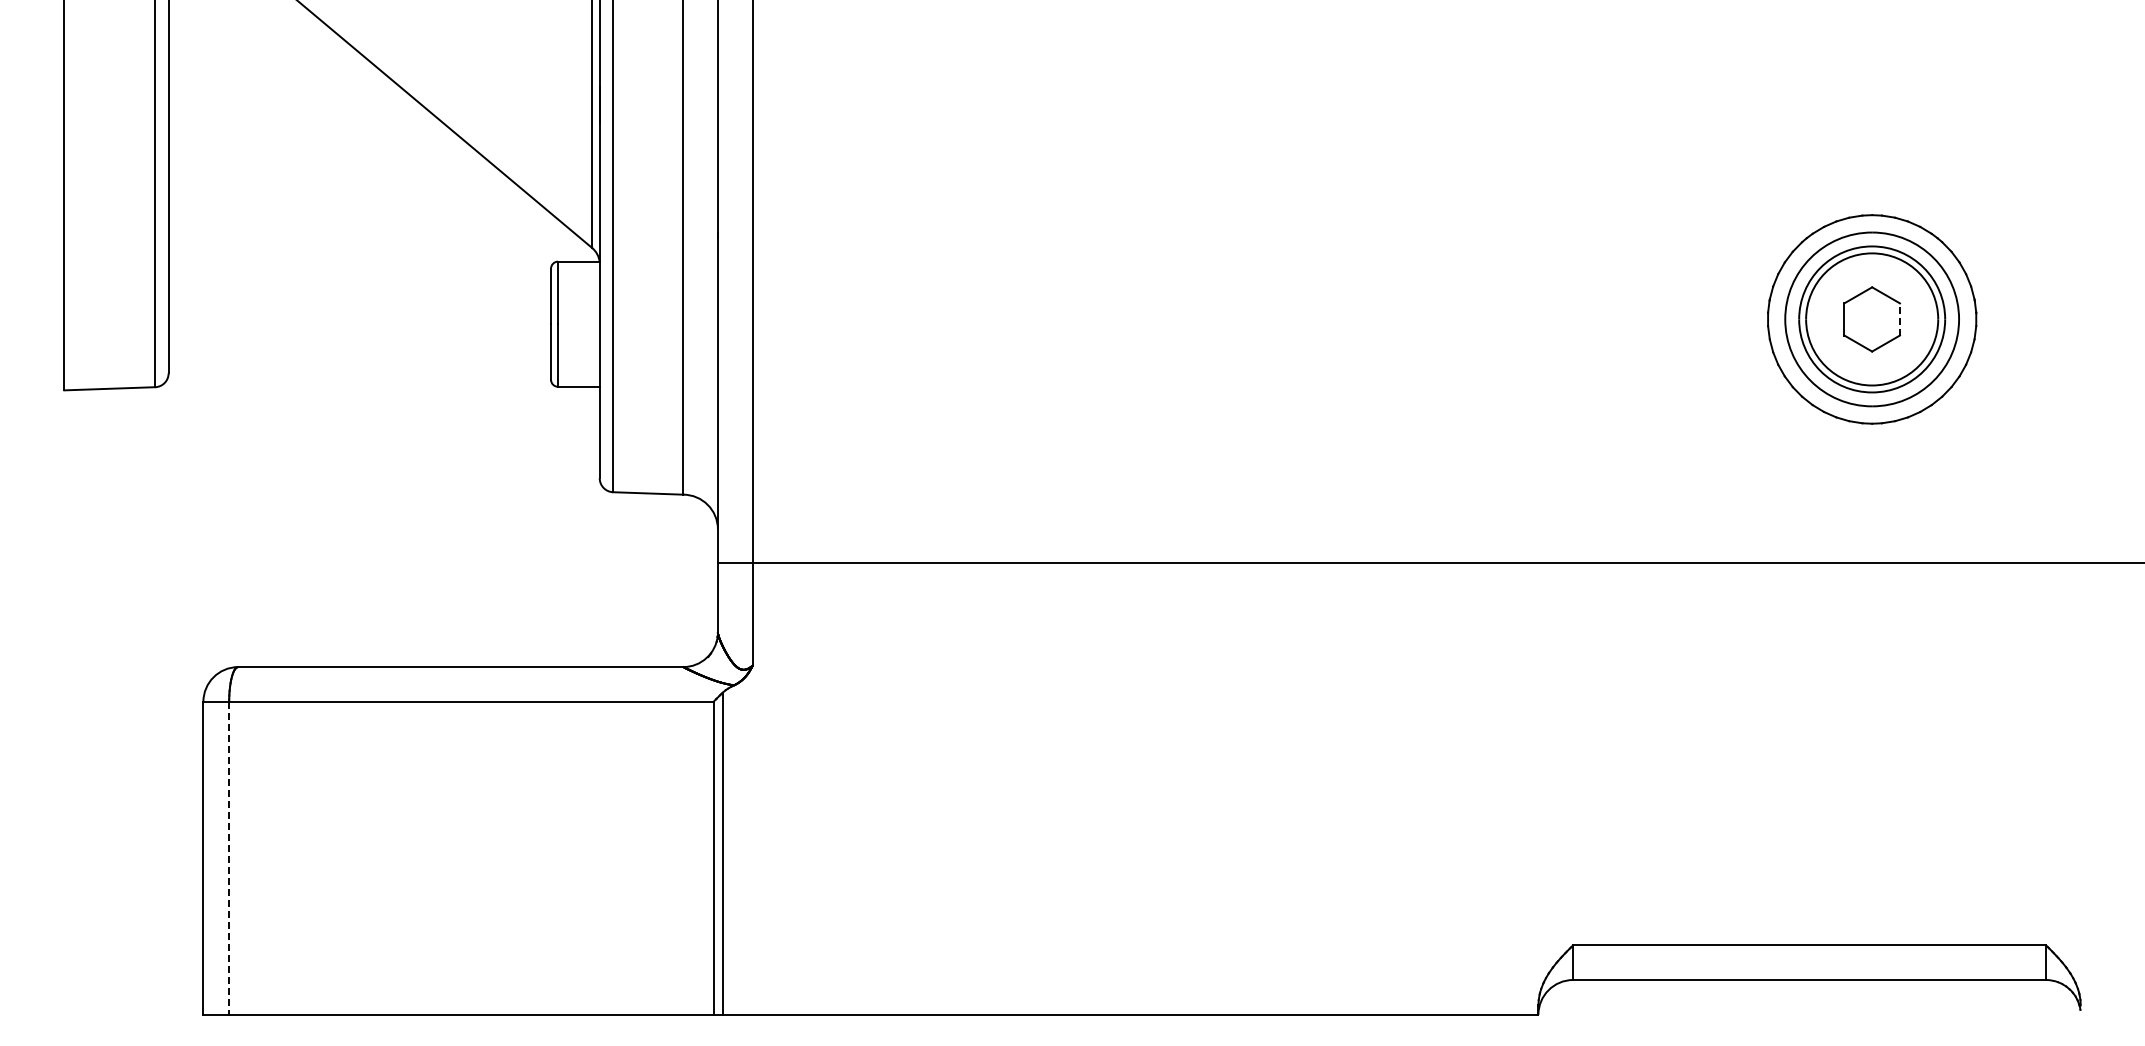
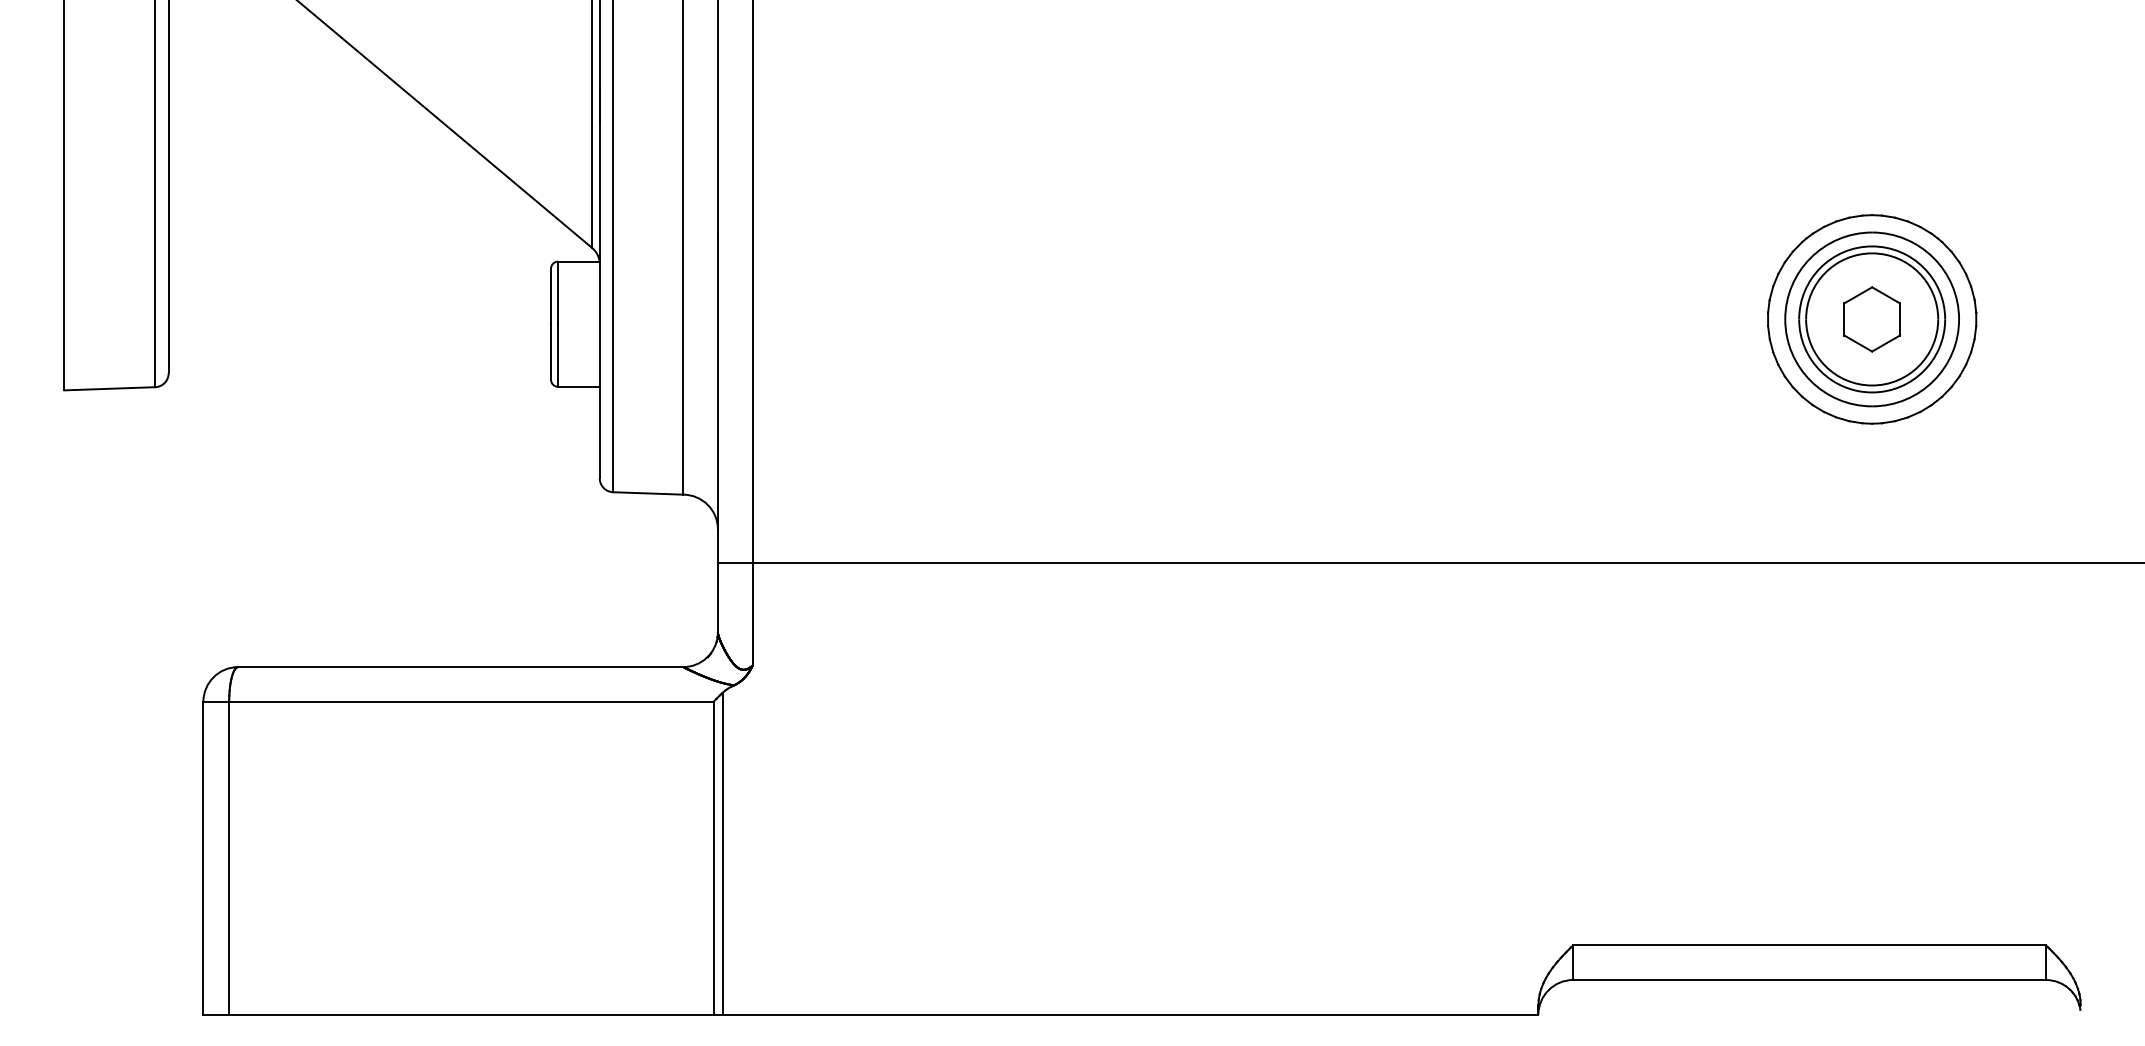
line: dashed -> solid (1899, 318)
line: dashed -> solid (229, 858)
